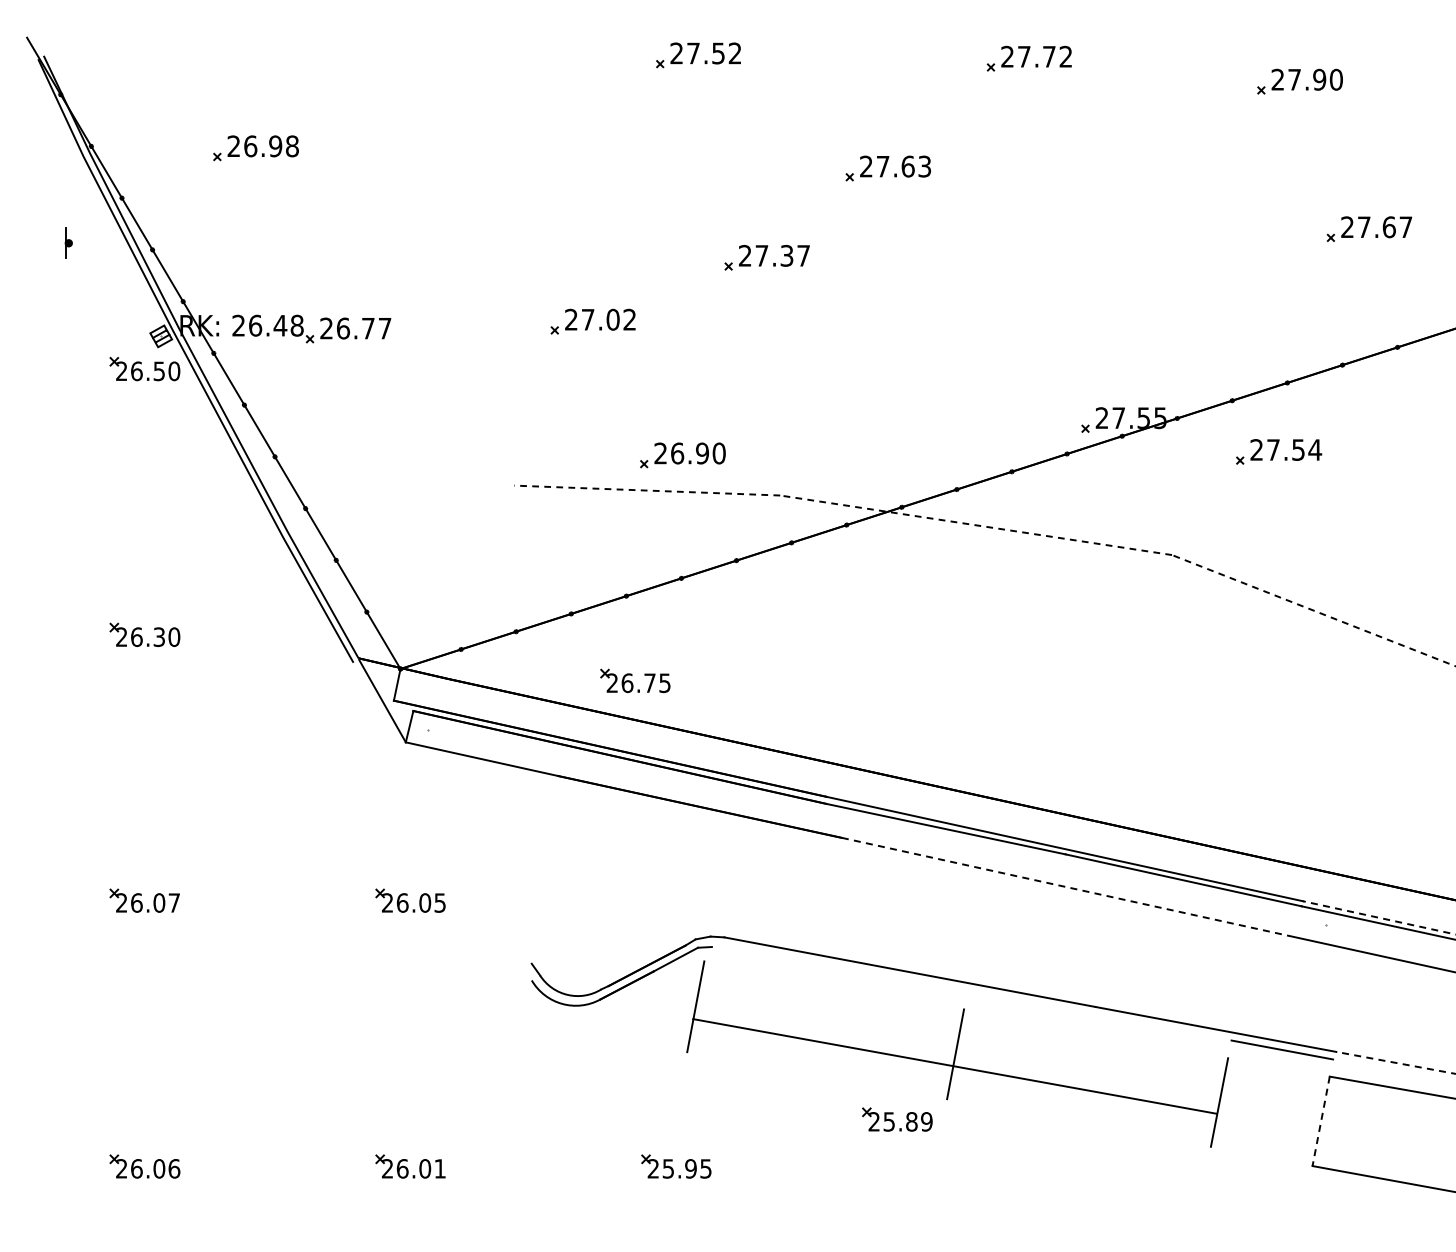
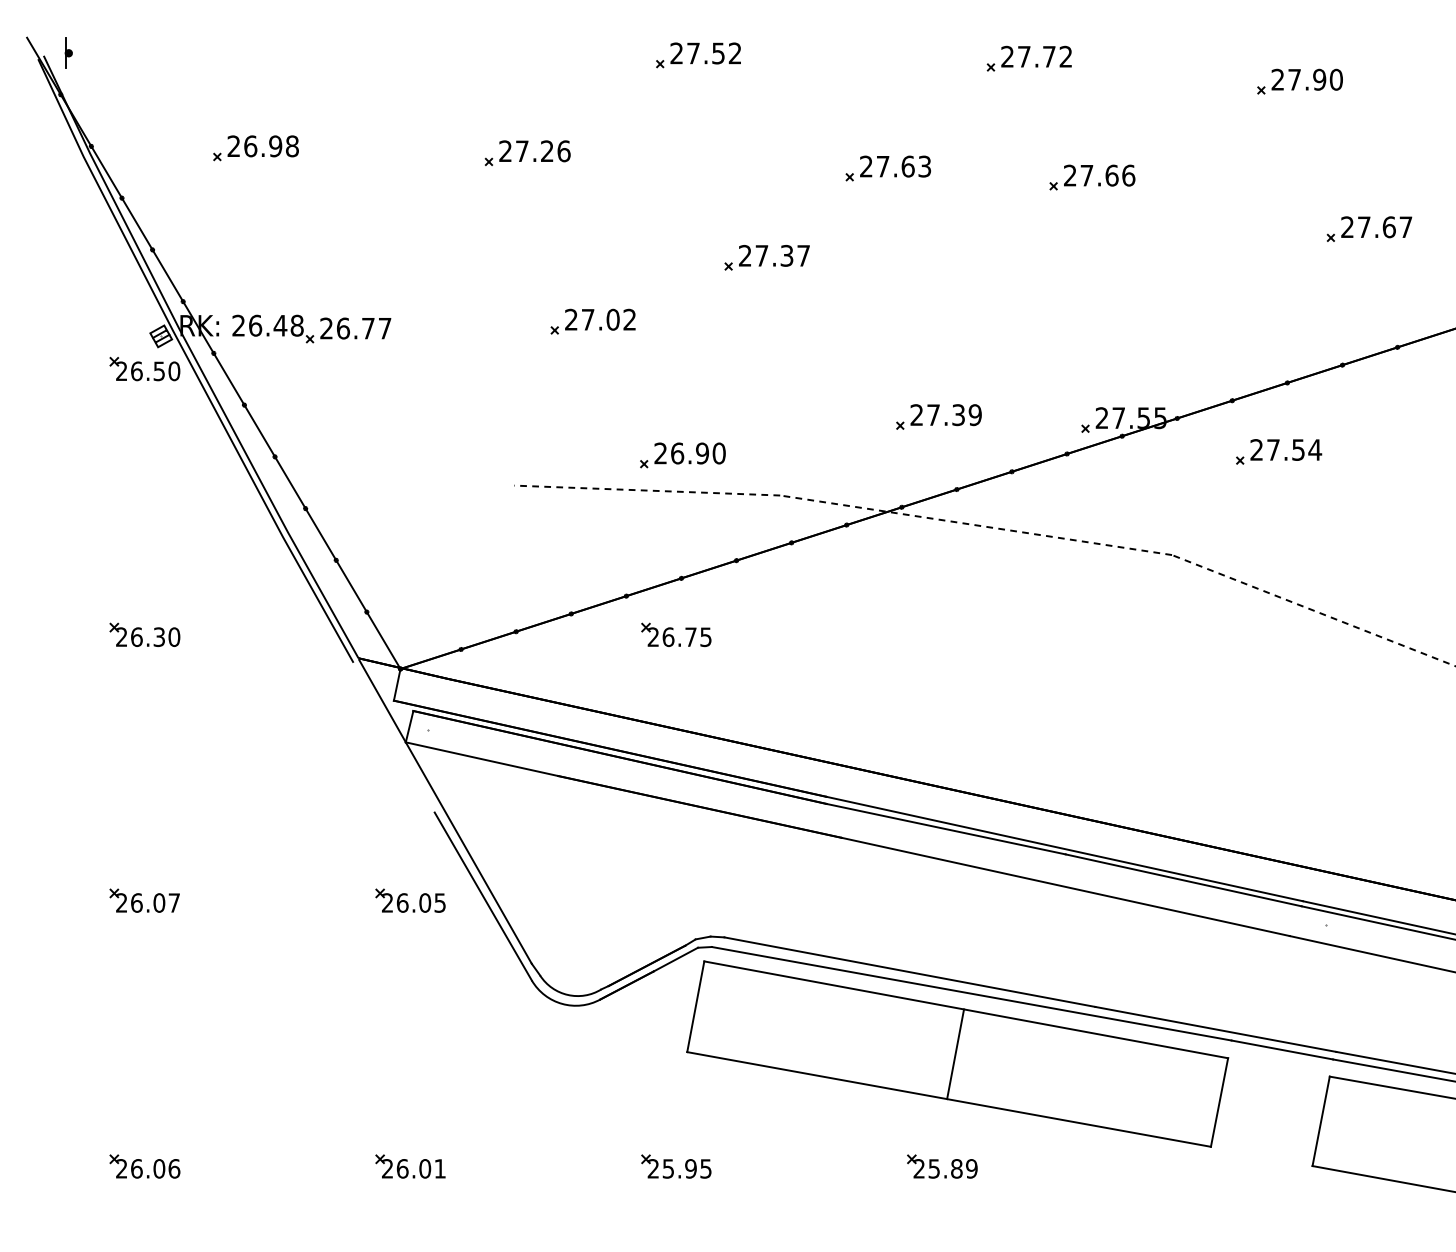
part: none -> present (527, 152)
part: none -> present (1092, 177)
part position: (68, 242) -> (68, 52) (68, 52)
part: none -> present (938, 416)
part position: (635, 680) -> (676, 634) (676, 634)
line: none -> present (468, 852)
line: dashed -> solid (1066, 887)
line: none -> present (482, 896)
line: dashed -> solid (1379, 917)
line: none -> present (971, 993)
line: none -> present (966, 1009)
line: dashed -> solid (1395, 1062)
line position: (954, 1066) -> (948, 1099) (948, 1099)
line: none -> present (1392, 1070)
part position: (897, 1119) -> (942, 1166) (942, 1166)
line: dashed -> solid (1321, 1121)
